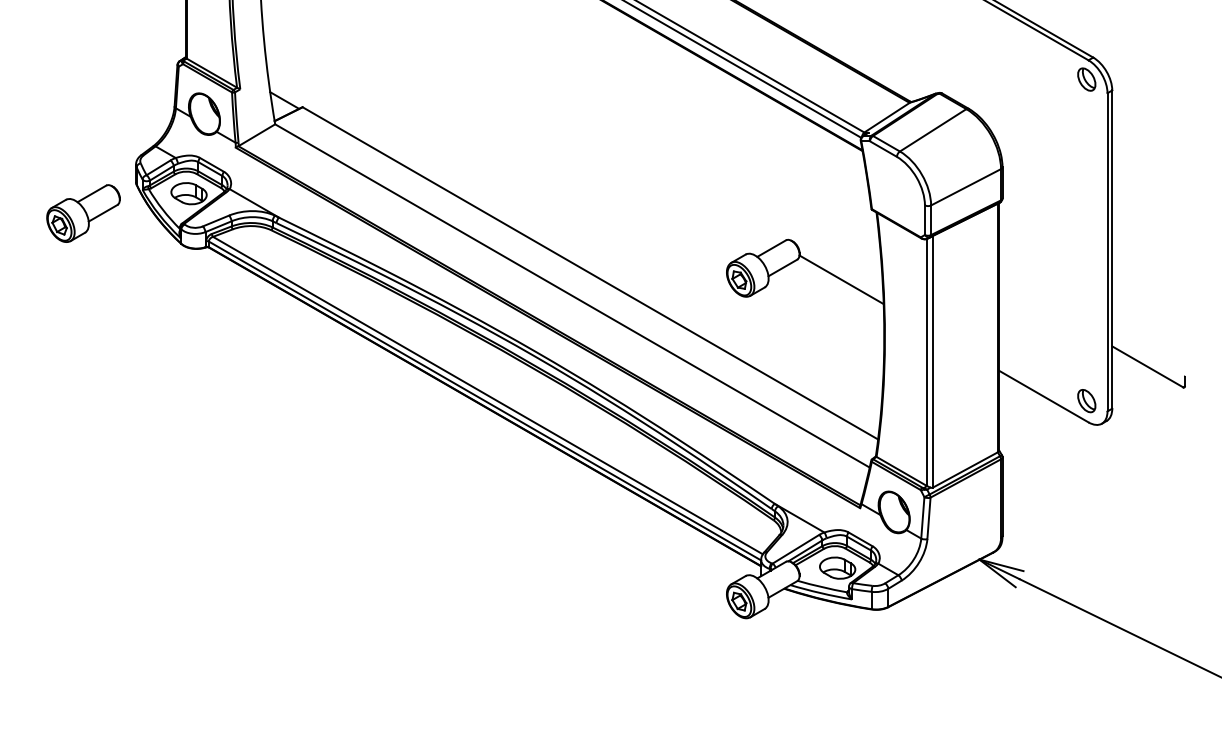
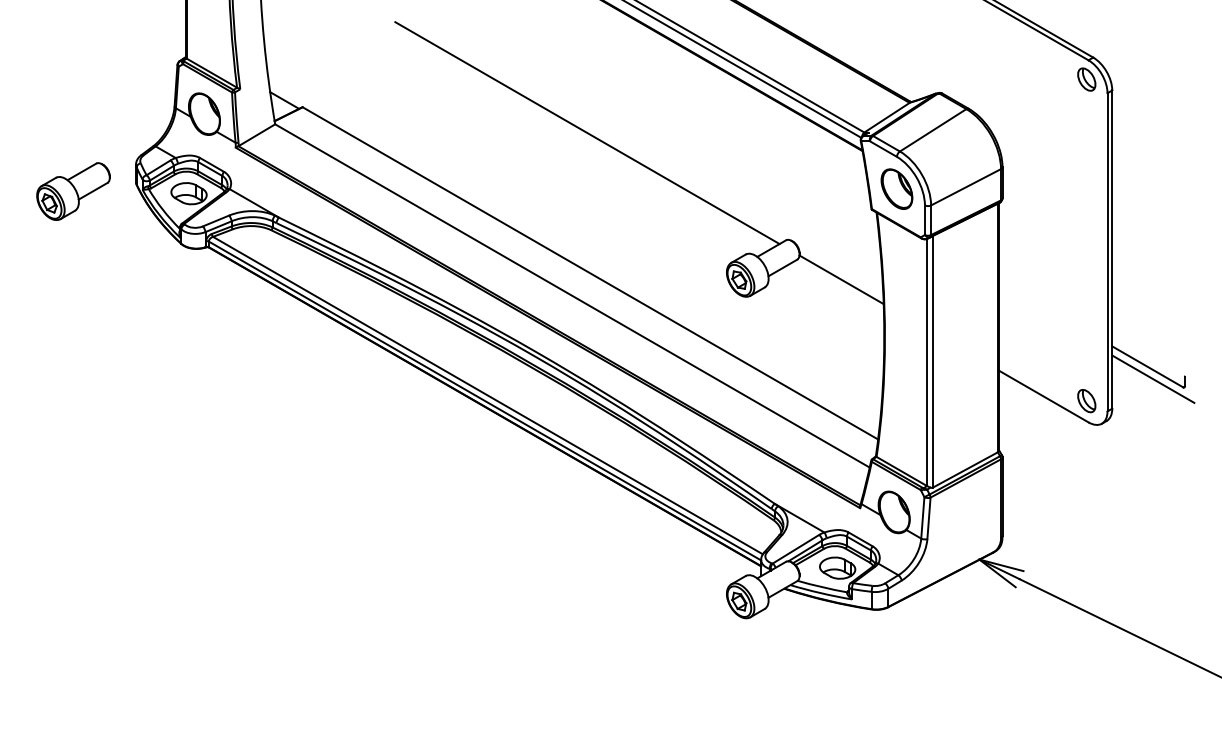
line: none -> present (587, 133)
part: none -> present (896, 188)
part position: (83, 213) -> (73, 191) (73, 191)
line: none -> present (1153, 378)
